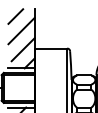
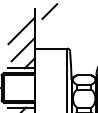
line position: (15, 16) -> (49, 11) (49, 11)
